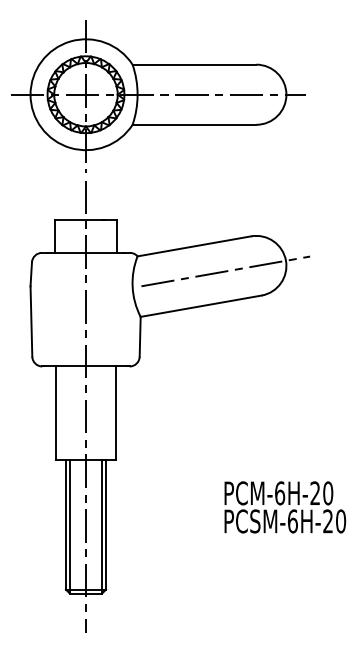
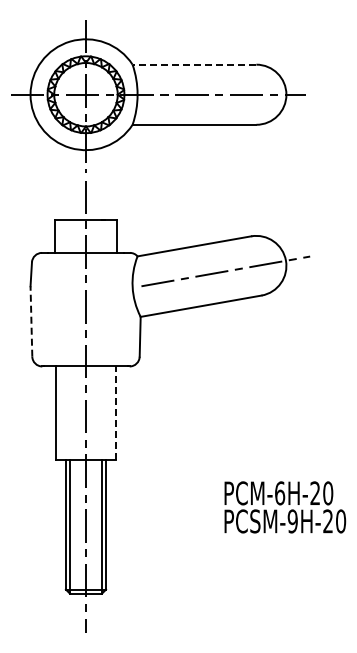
line: solid -> dashed (194, 64)
line: solid -> dashed (31, 321)
line: solid -> dashed (116, 413)
text: PCSM-6H-20 -> PCSM-9H-20 (292, 521)
